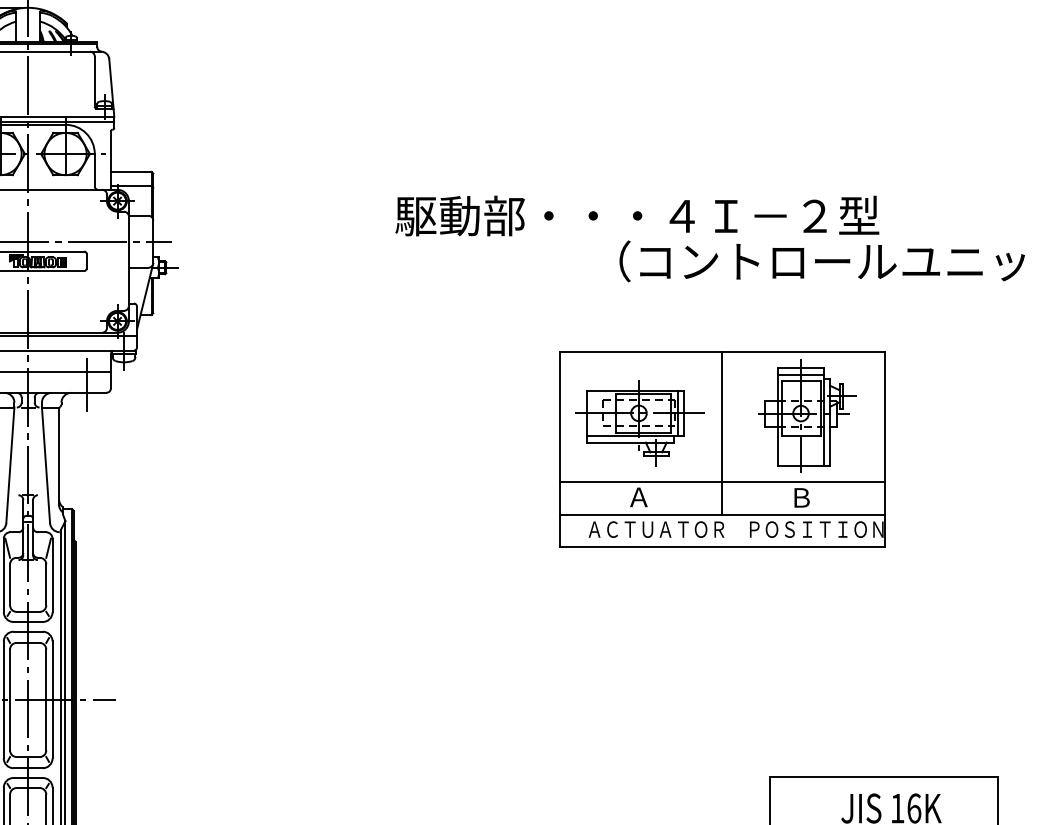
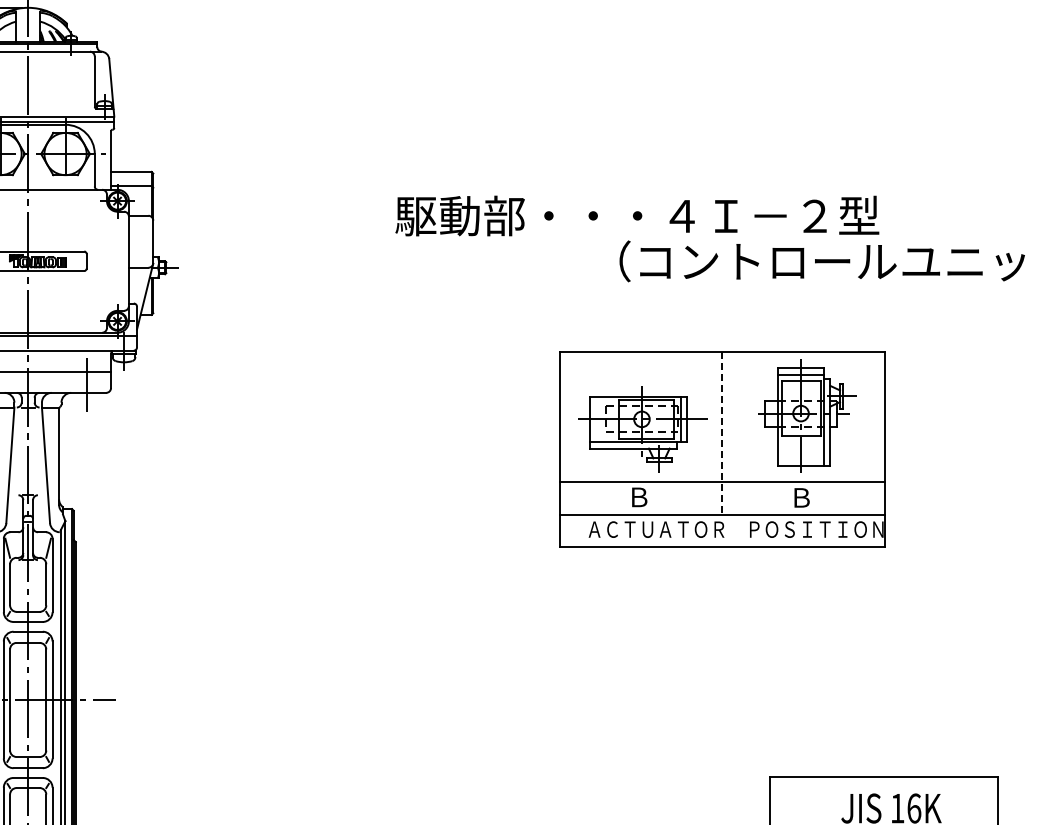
line: present -> none (86, 241)
part position: (639, 423) -> (642, 429) (642, 429)
line: solid -> dashed (722, 434)
text: Ａ -> Ｂ (638, 497)
